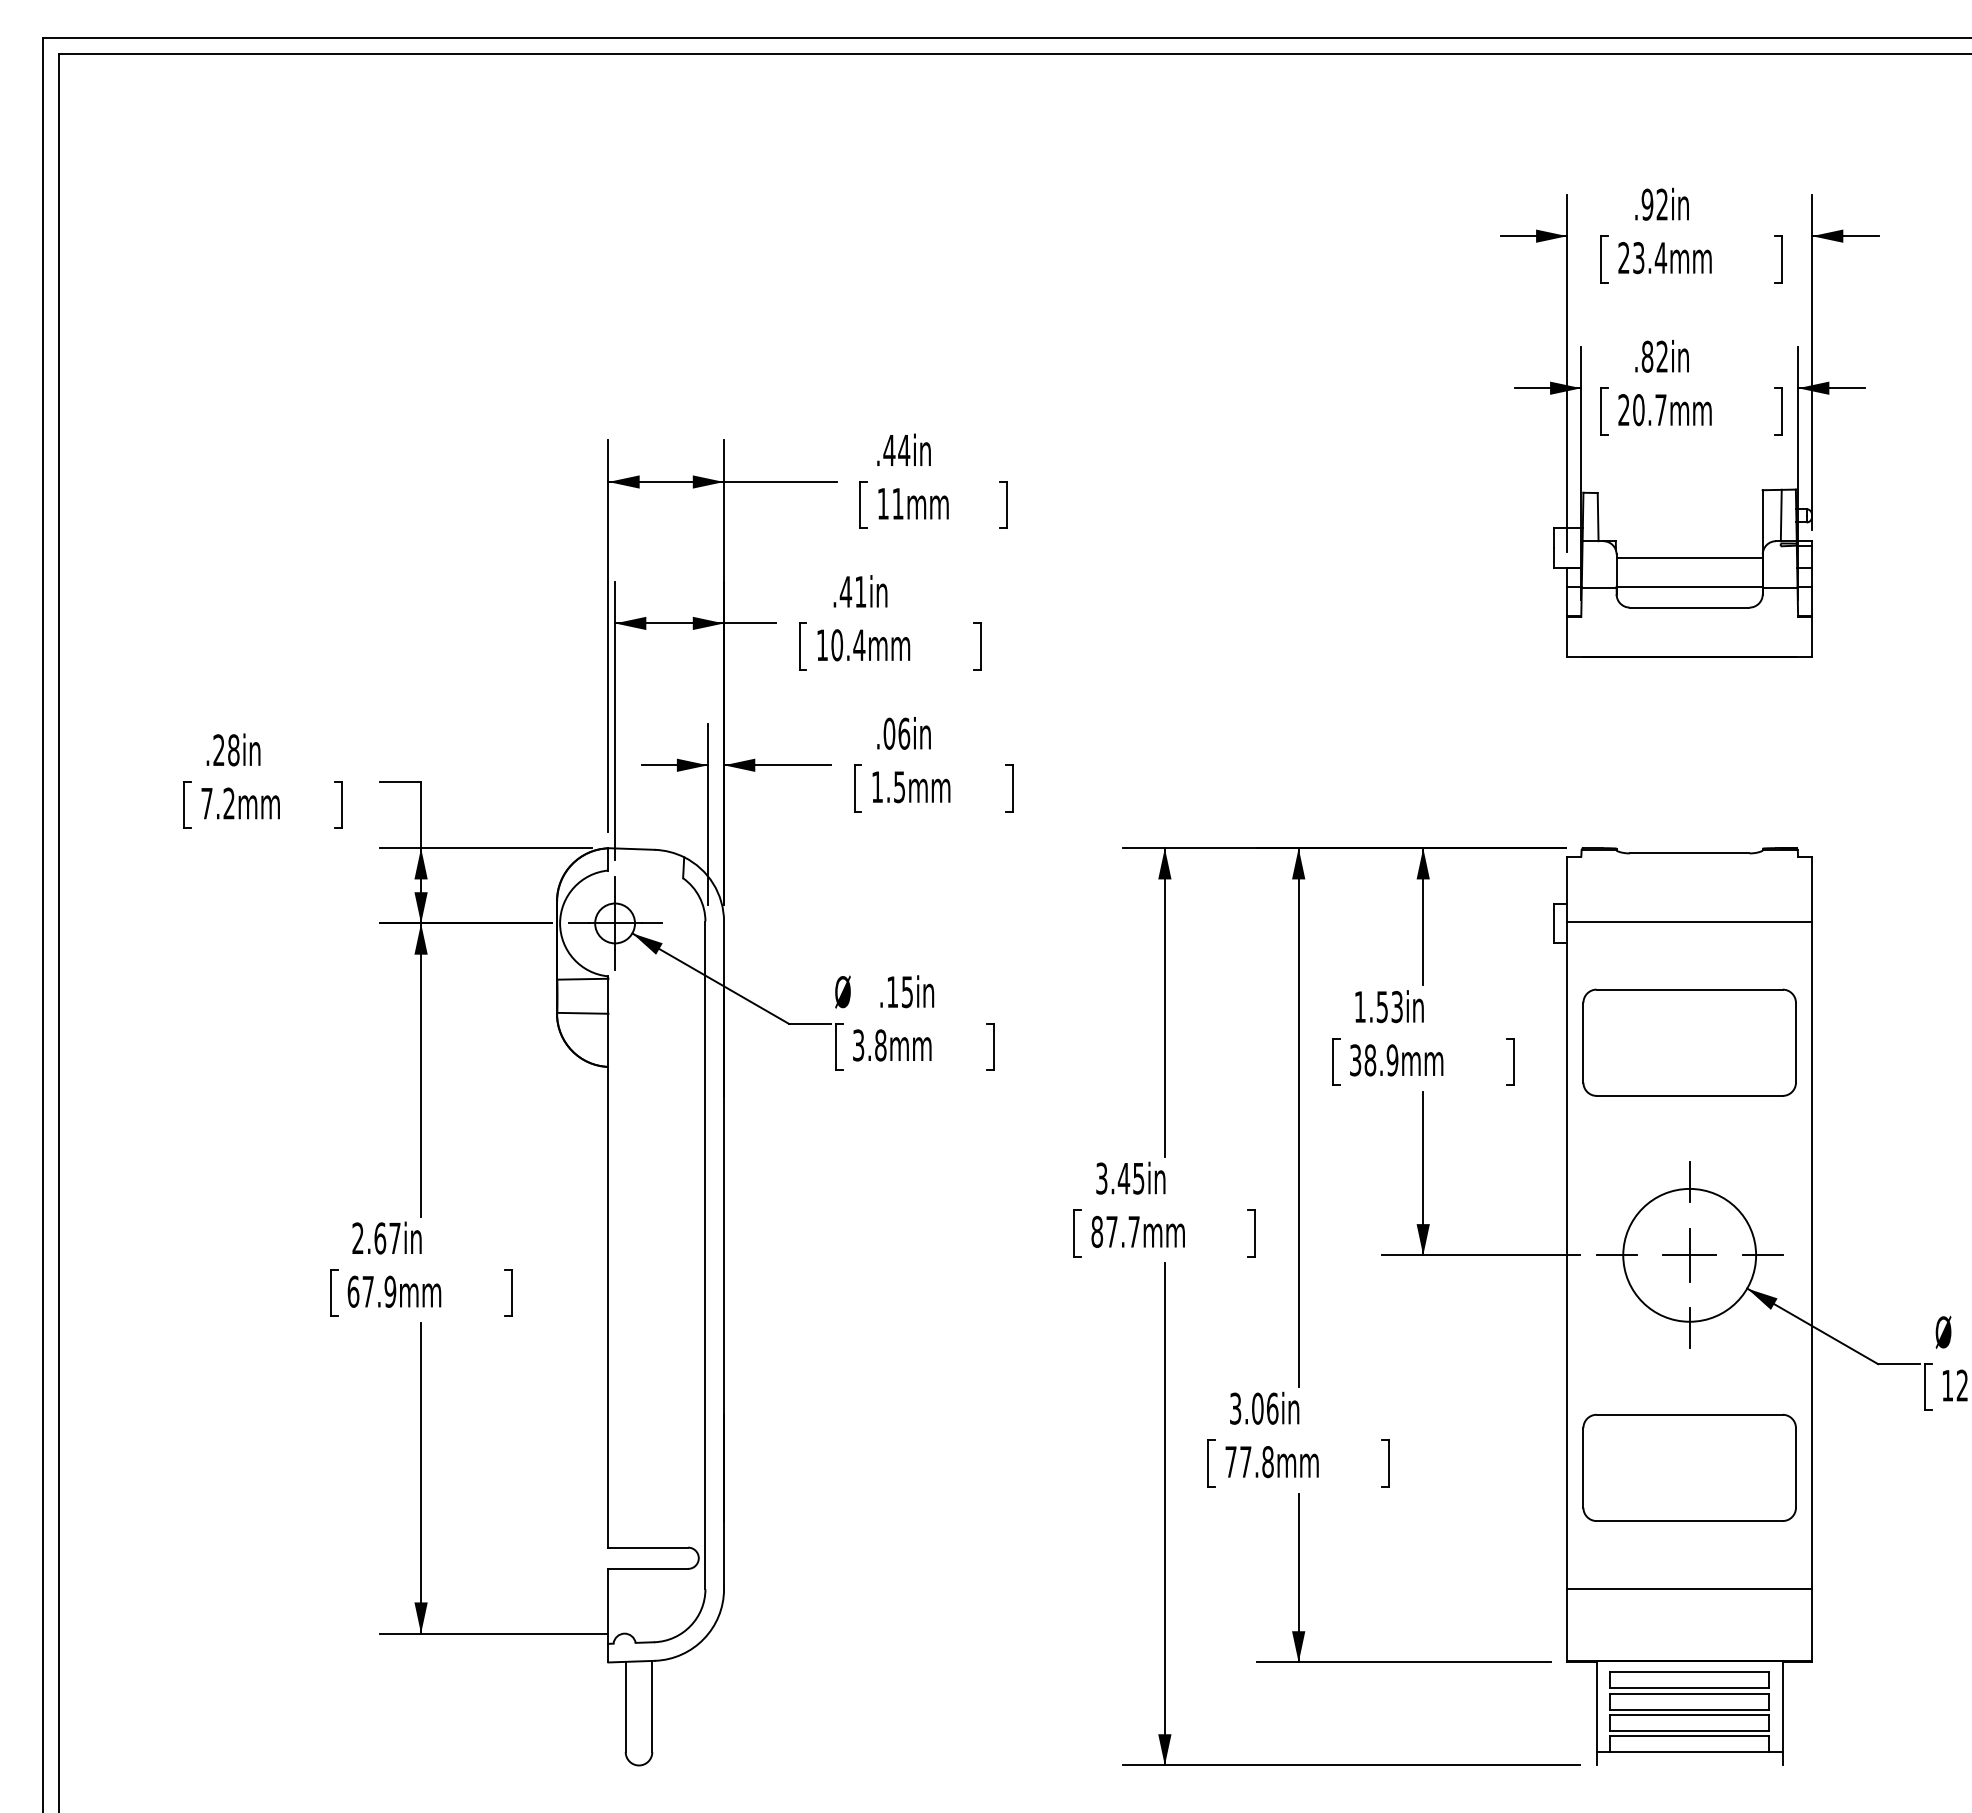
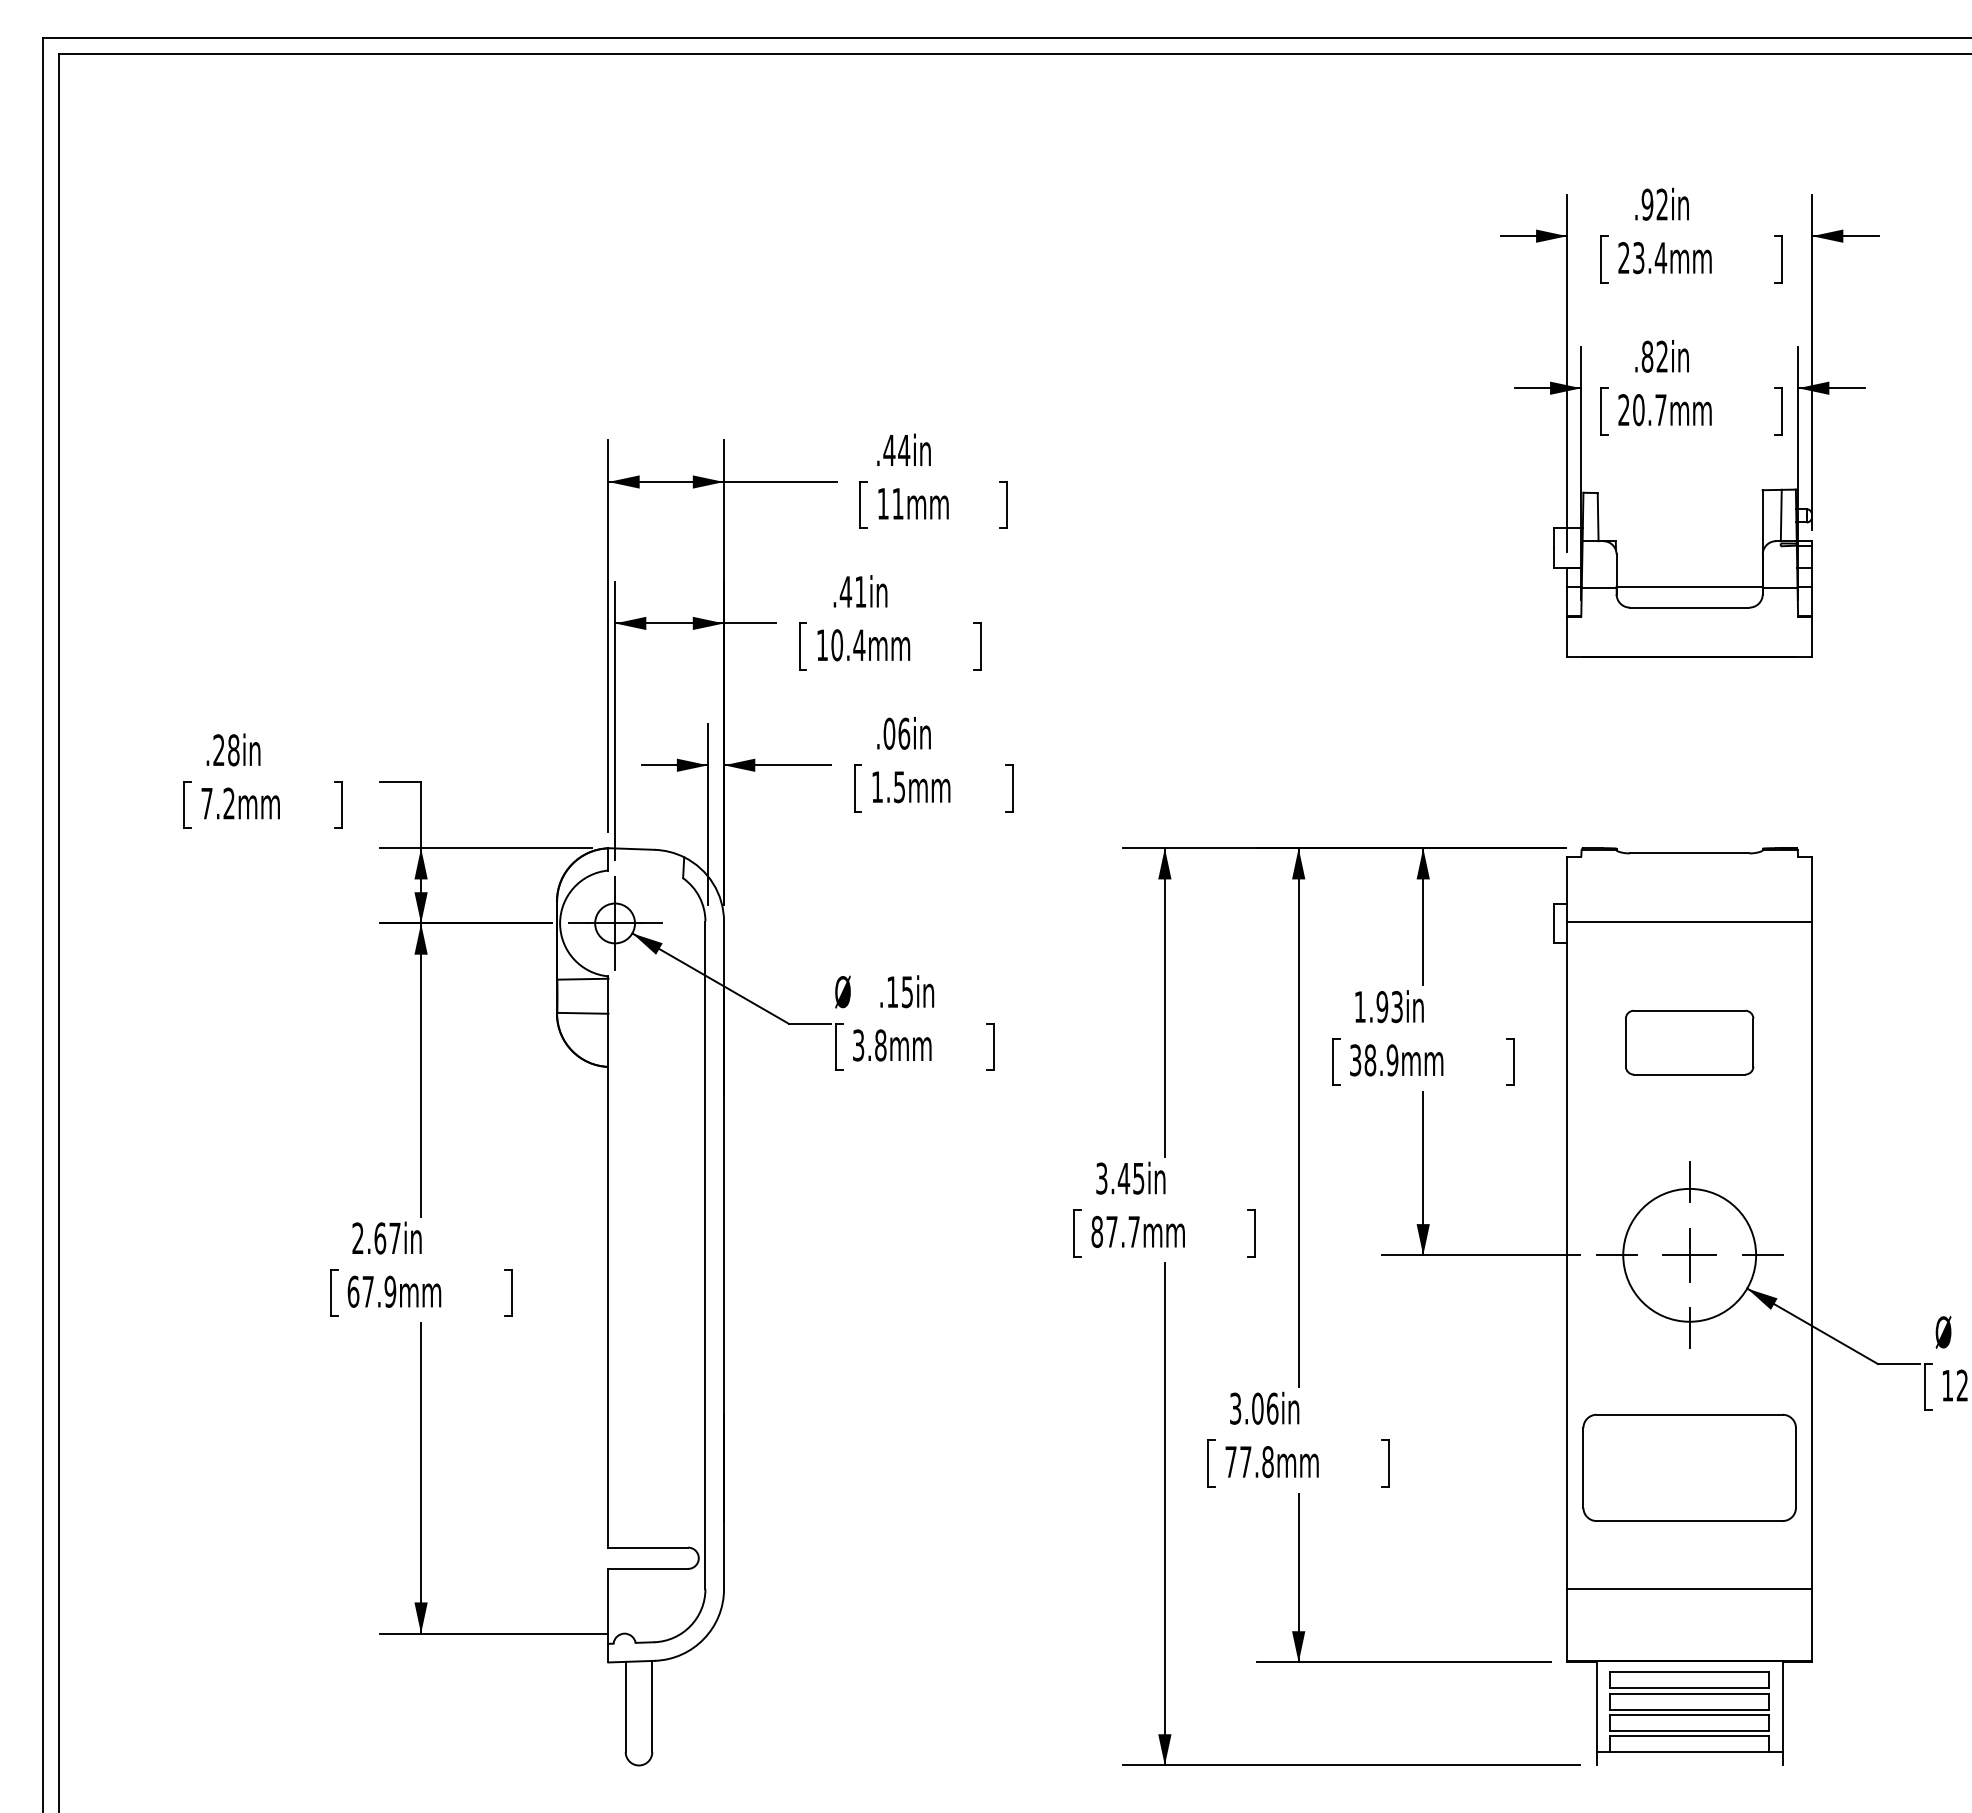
line: present -> none (1689, 558)
text: 1.53in -> 1.93in (1382, 1006)
part size: 215x109 px -> 130x67 px (1689, 1042)
